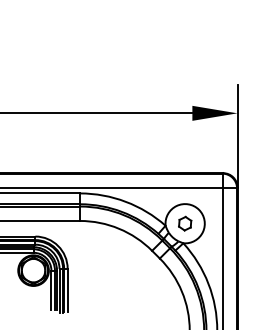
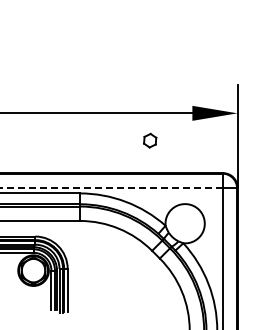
line: solid -> dashed (111, 187)
part position: (185, 223) -> (150, 140) (150, 140)
